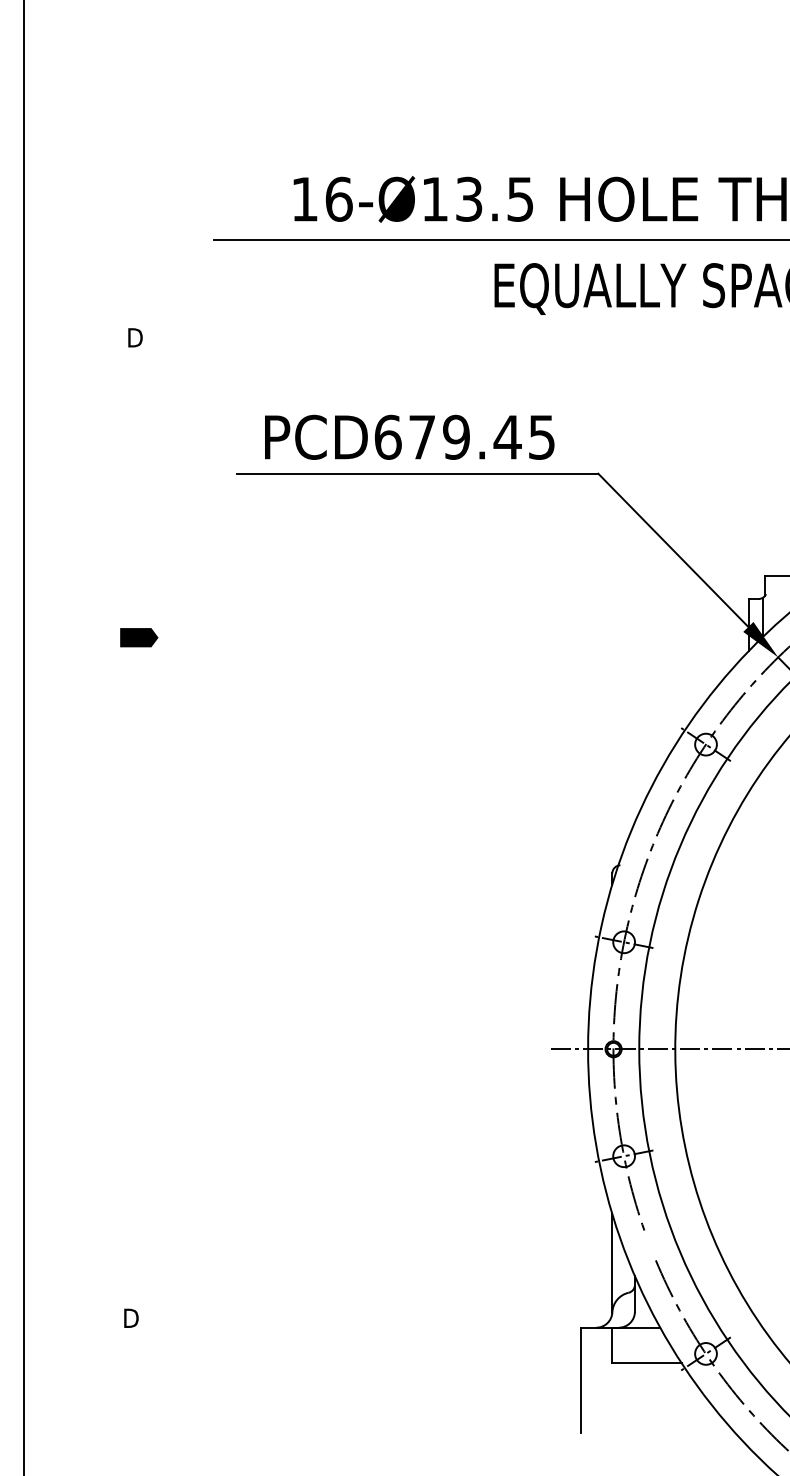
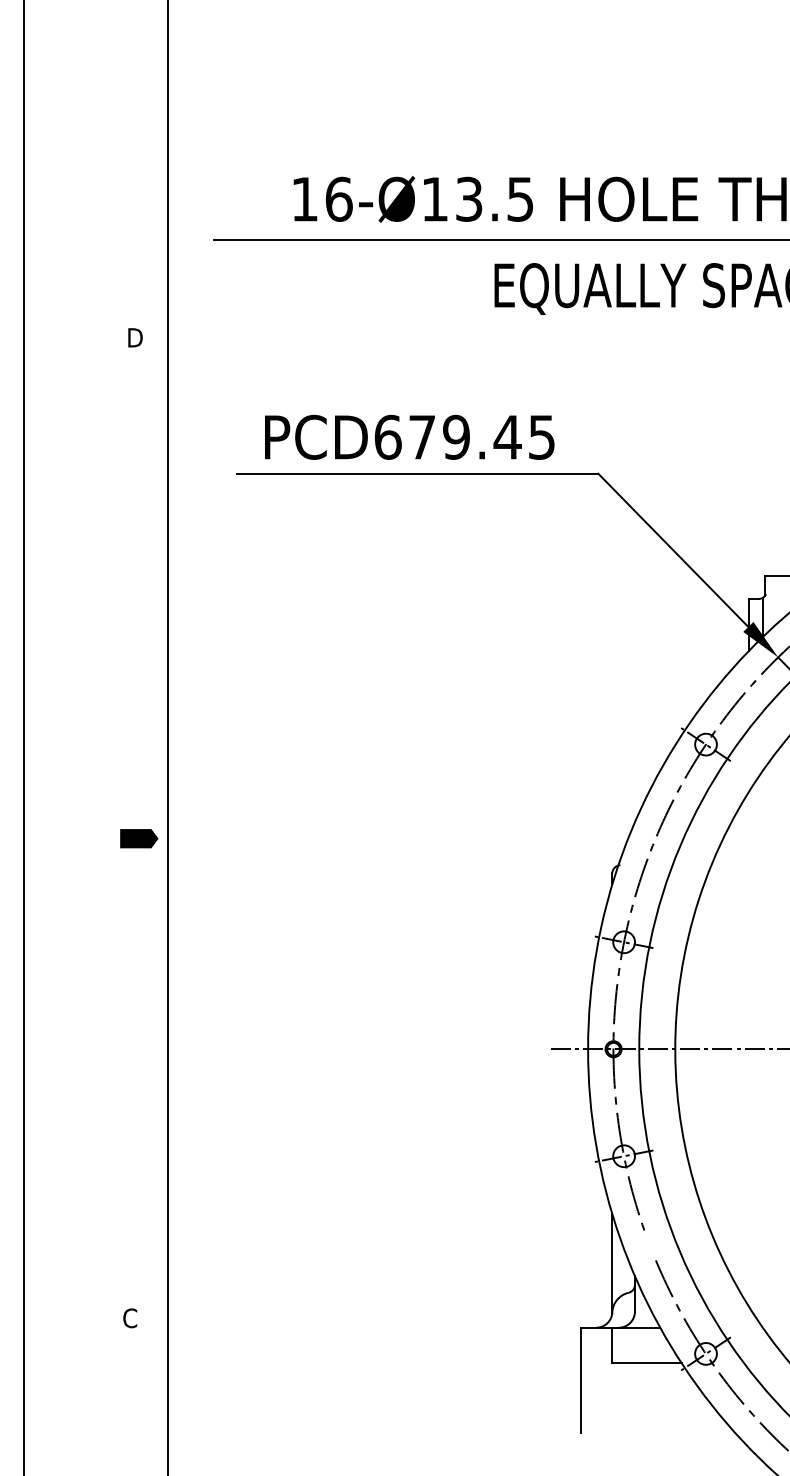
line position: (139, 637) -> (139, 838) (139, 838)
line: none -> present (168, 737)
text: D -> C (130, 1318)
